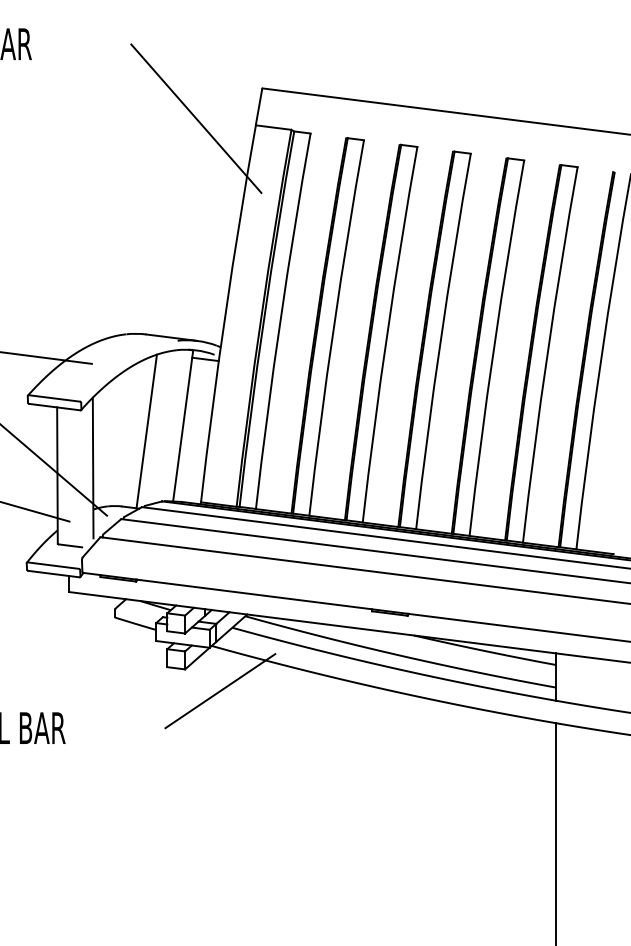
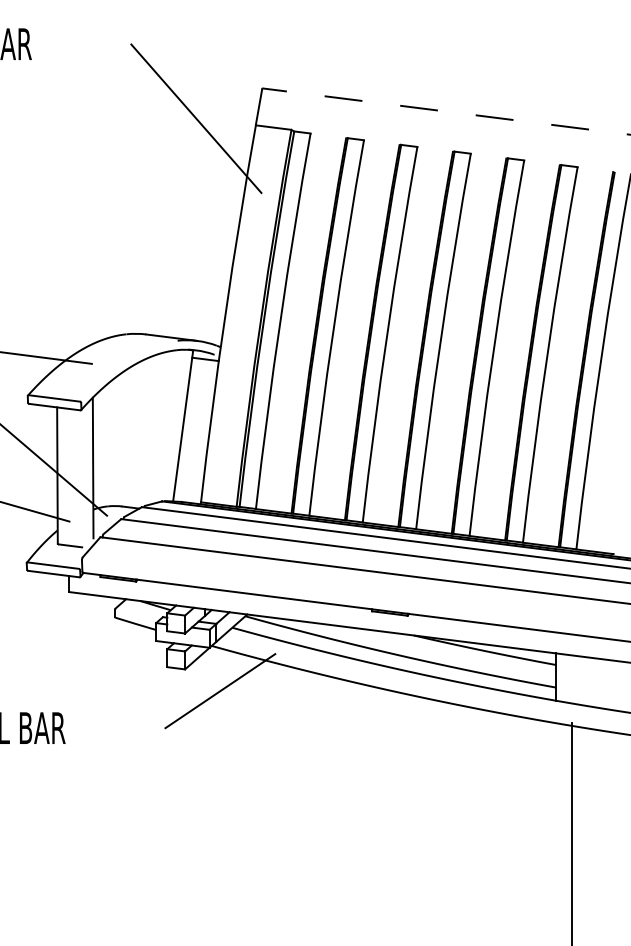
line: solid -> dashed (446, 111)
line: present -> none (146, 431)
line position: (556, 832) -> (572, 832) (572, 832)
